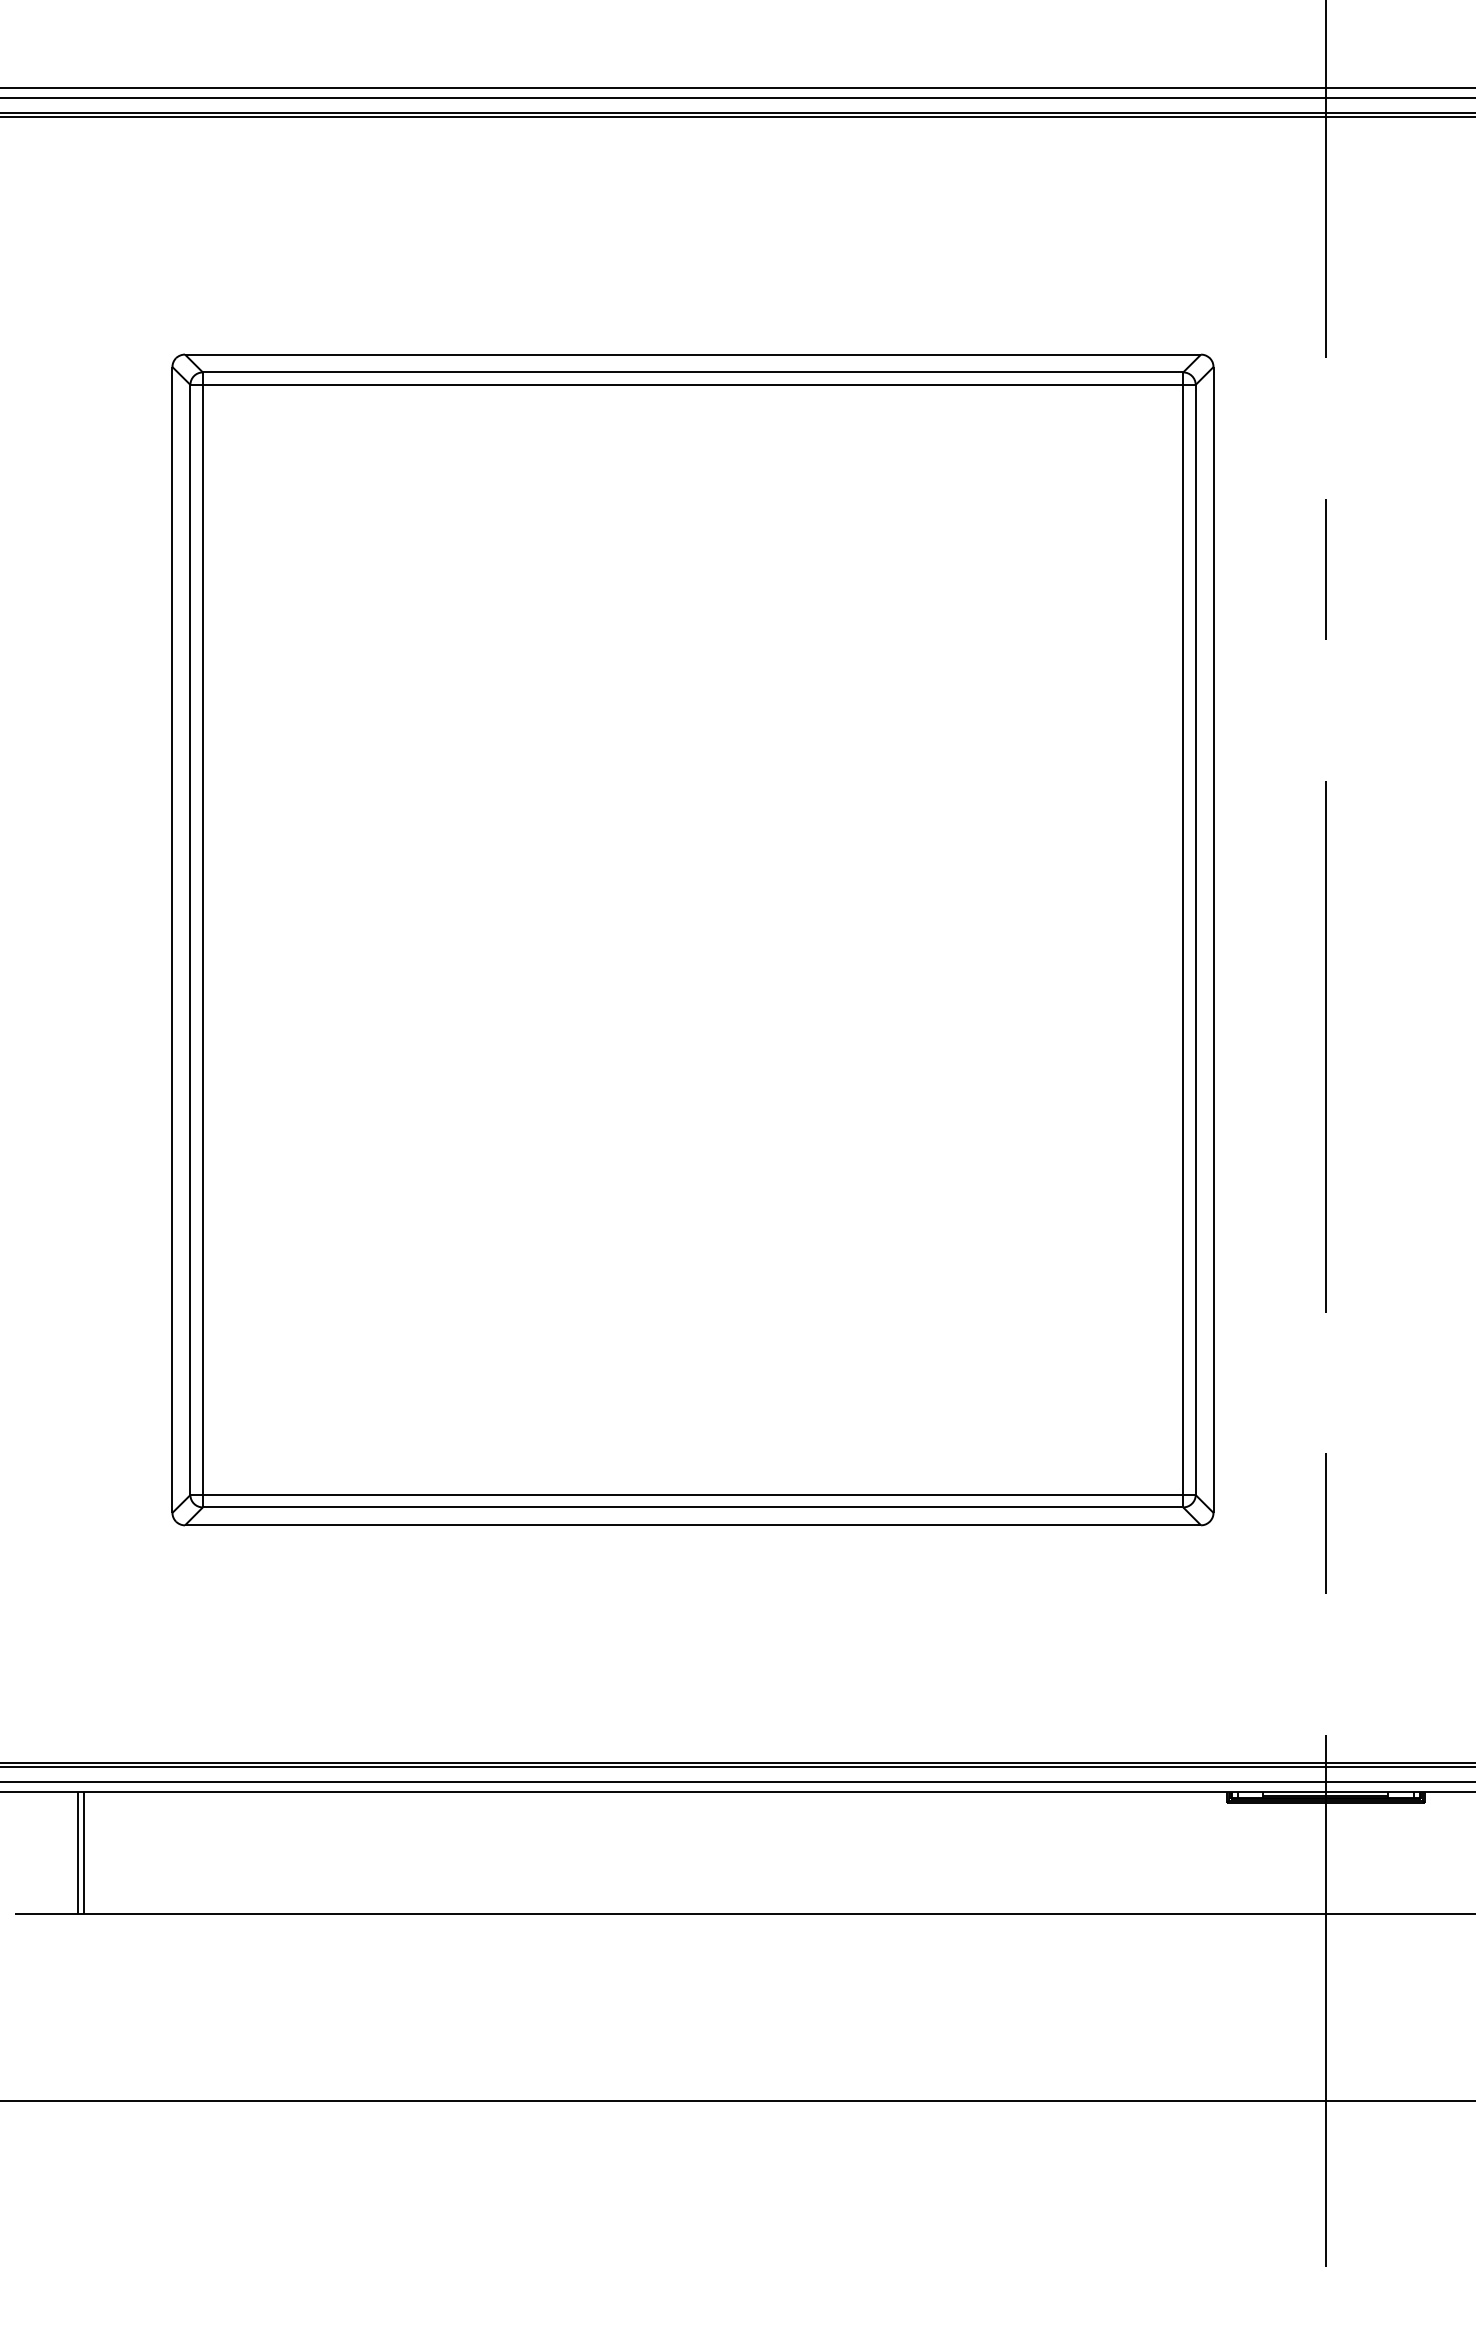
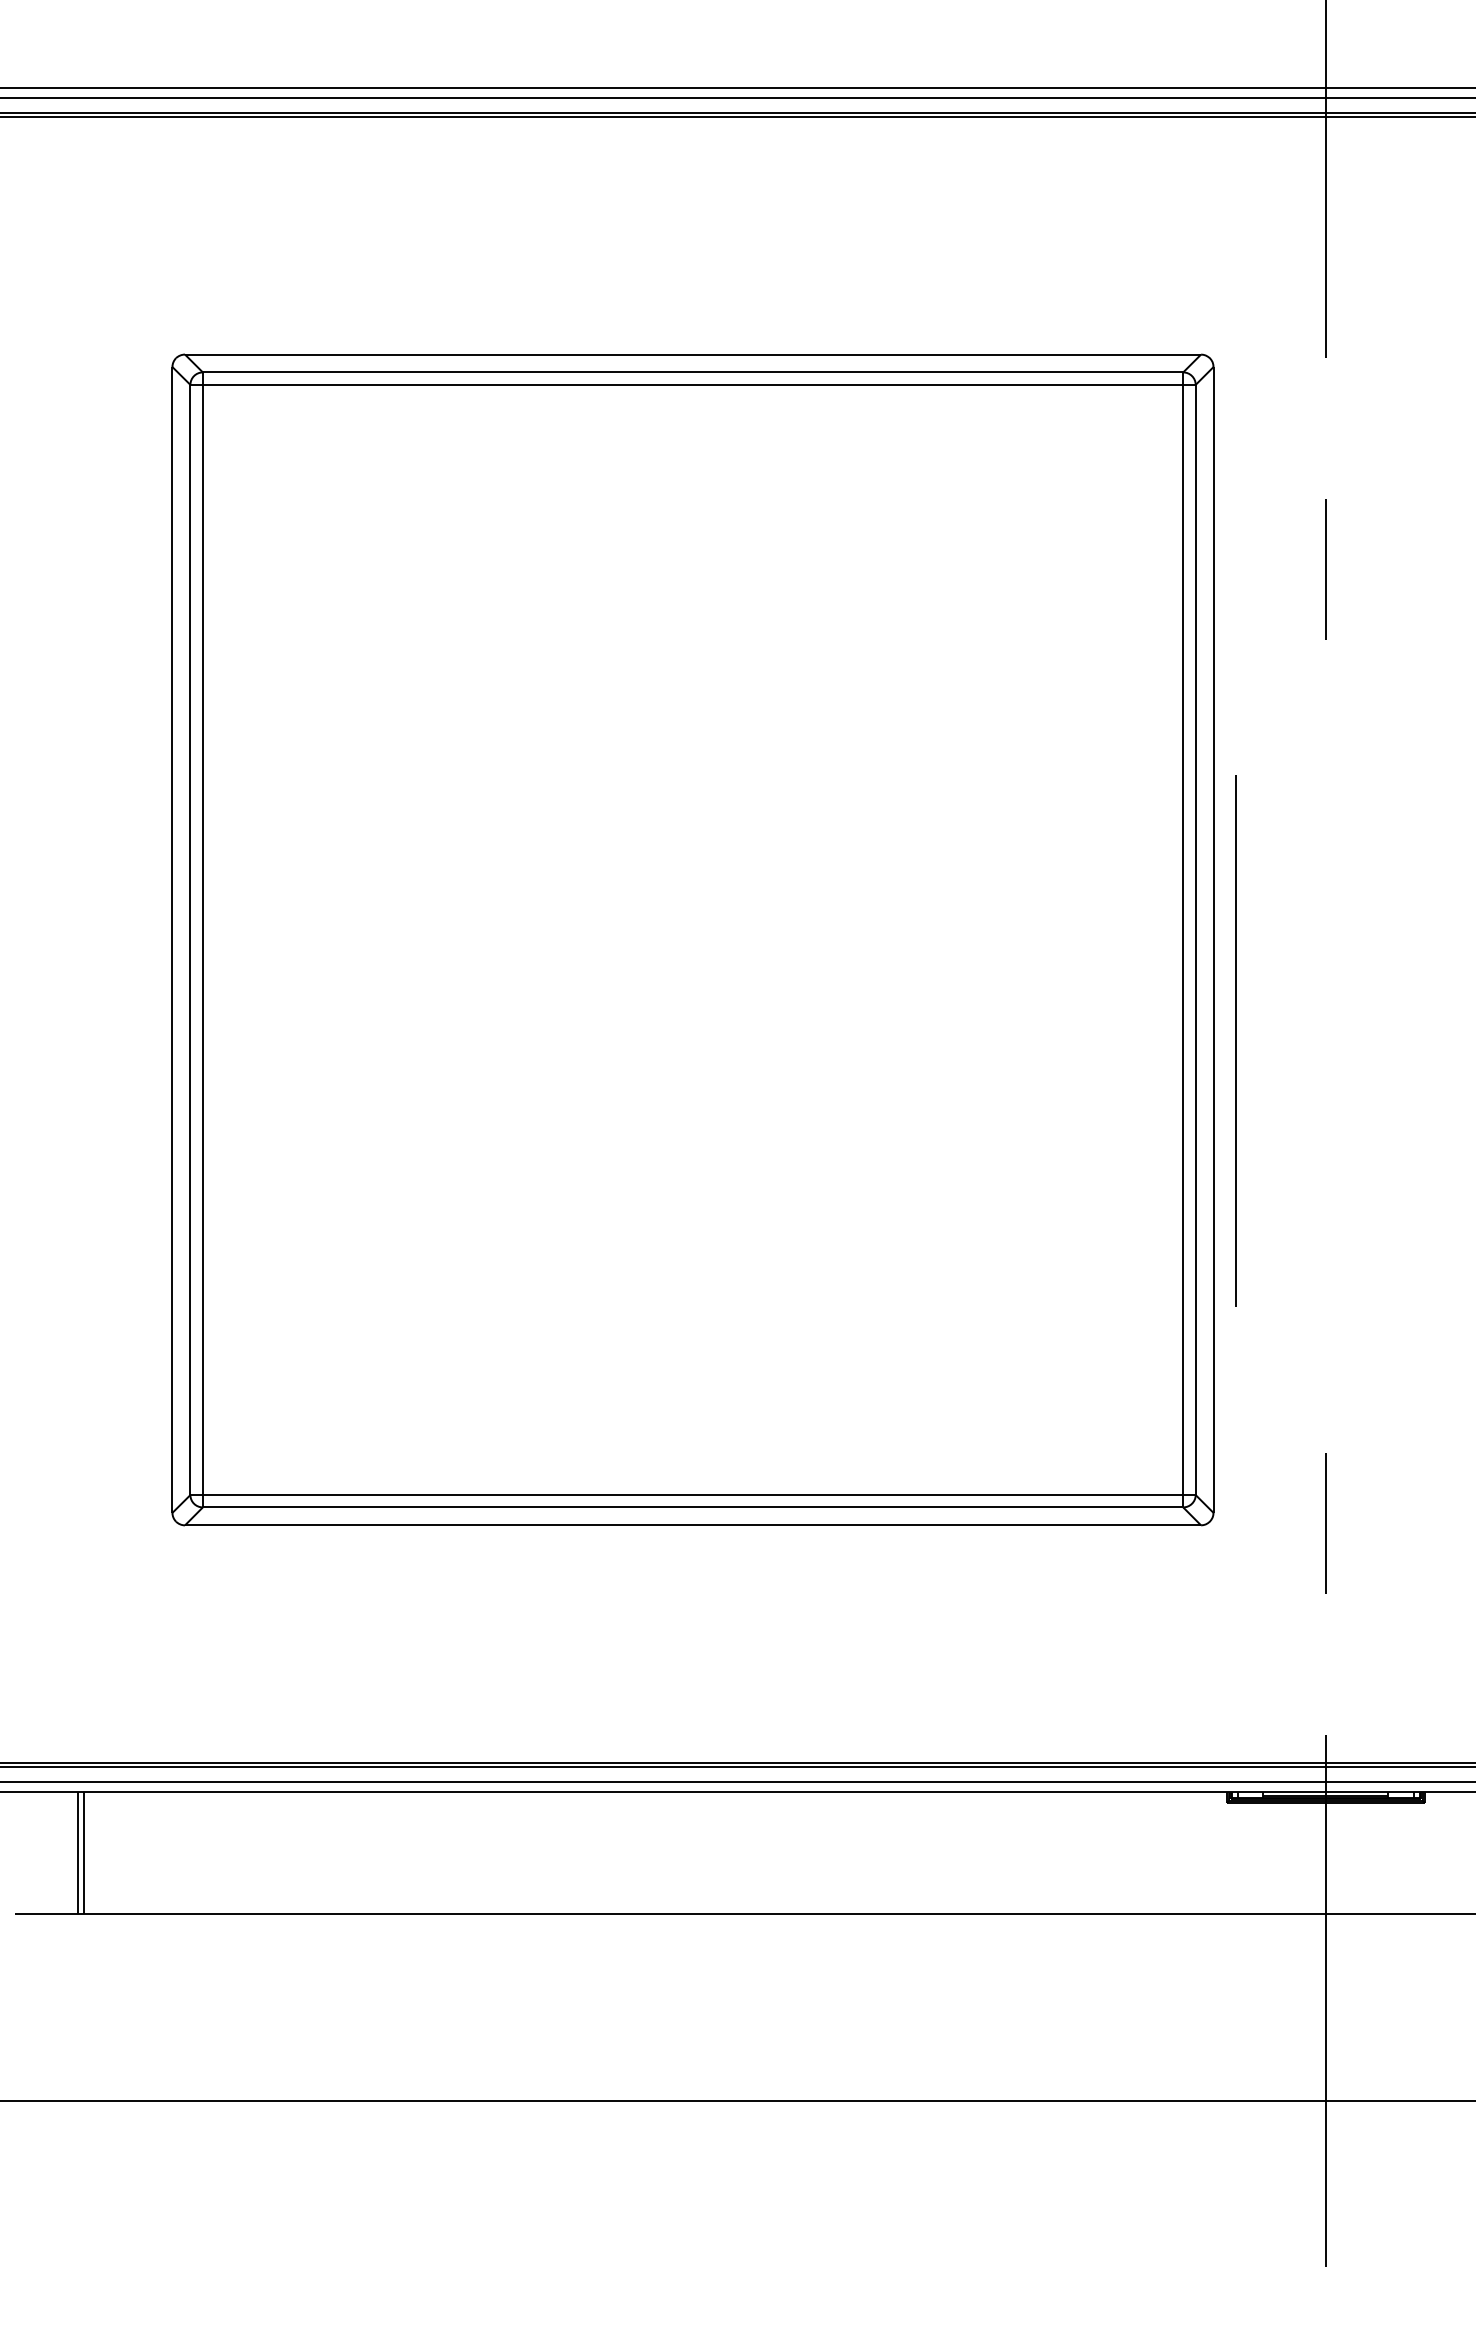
line position: (1325, 1046) -> (1235, 1040) (1235, 1040)
